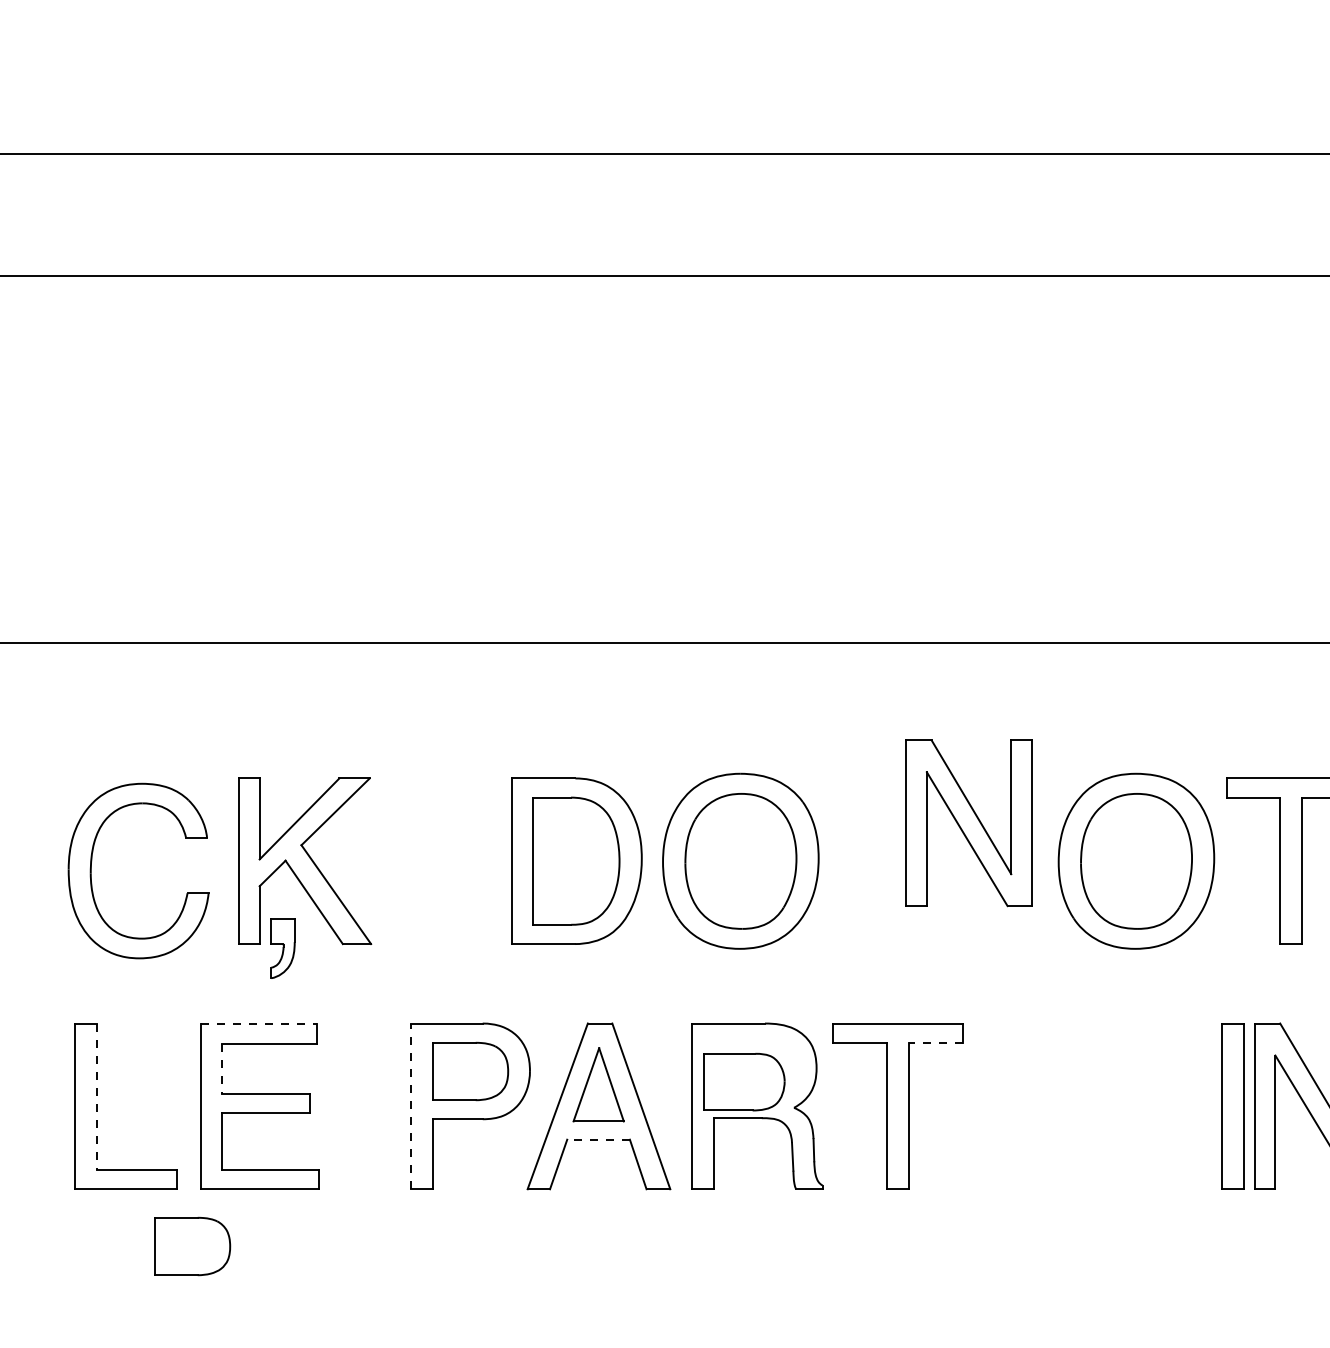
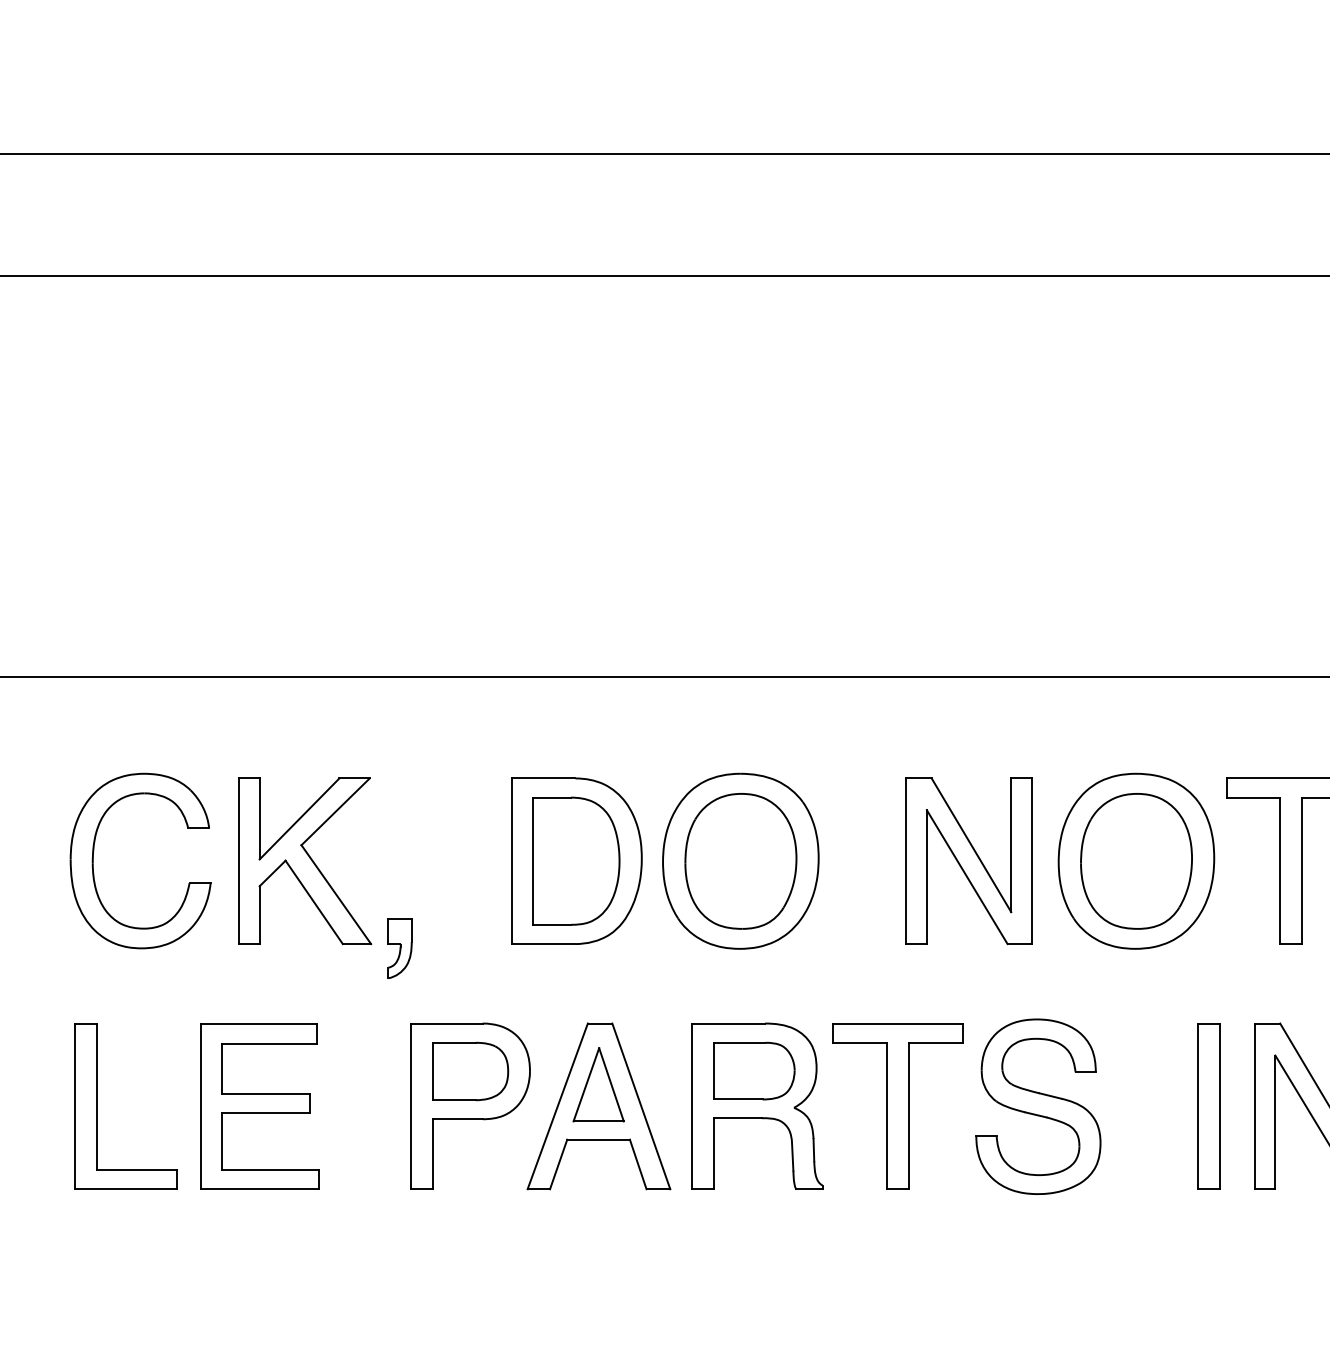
line position: (664, 643) -> (664, 677) (664, 677)
part position: (968, 823) -> (968, 861) (968, 861)
part position: (92, 861) -> (94, 851) (94, 851)
part position: (282, 948) -> (399, 948) (399, 948)
line: dashed -> solid (258, 1023)
line: dashed -> solid (935, 1043)
line: dashed -> solid (222, 1069)
part position: (744, 1081) -> (754, 1070) (754, 1070)
line: dashed -> solid (96, 1096)
line: dashed -> solid (411, 1106)
part: none -> present (1038, 1106)
part position: (1232, 1106) -> (1208, 1106) (1208, 1106)
line: dashed -> solid (598, 1139)
part: present -> none (192, 1246)
